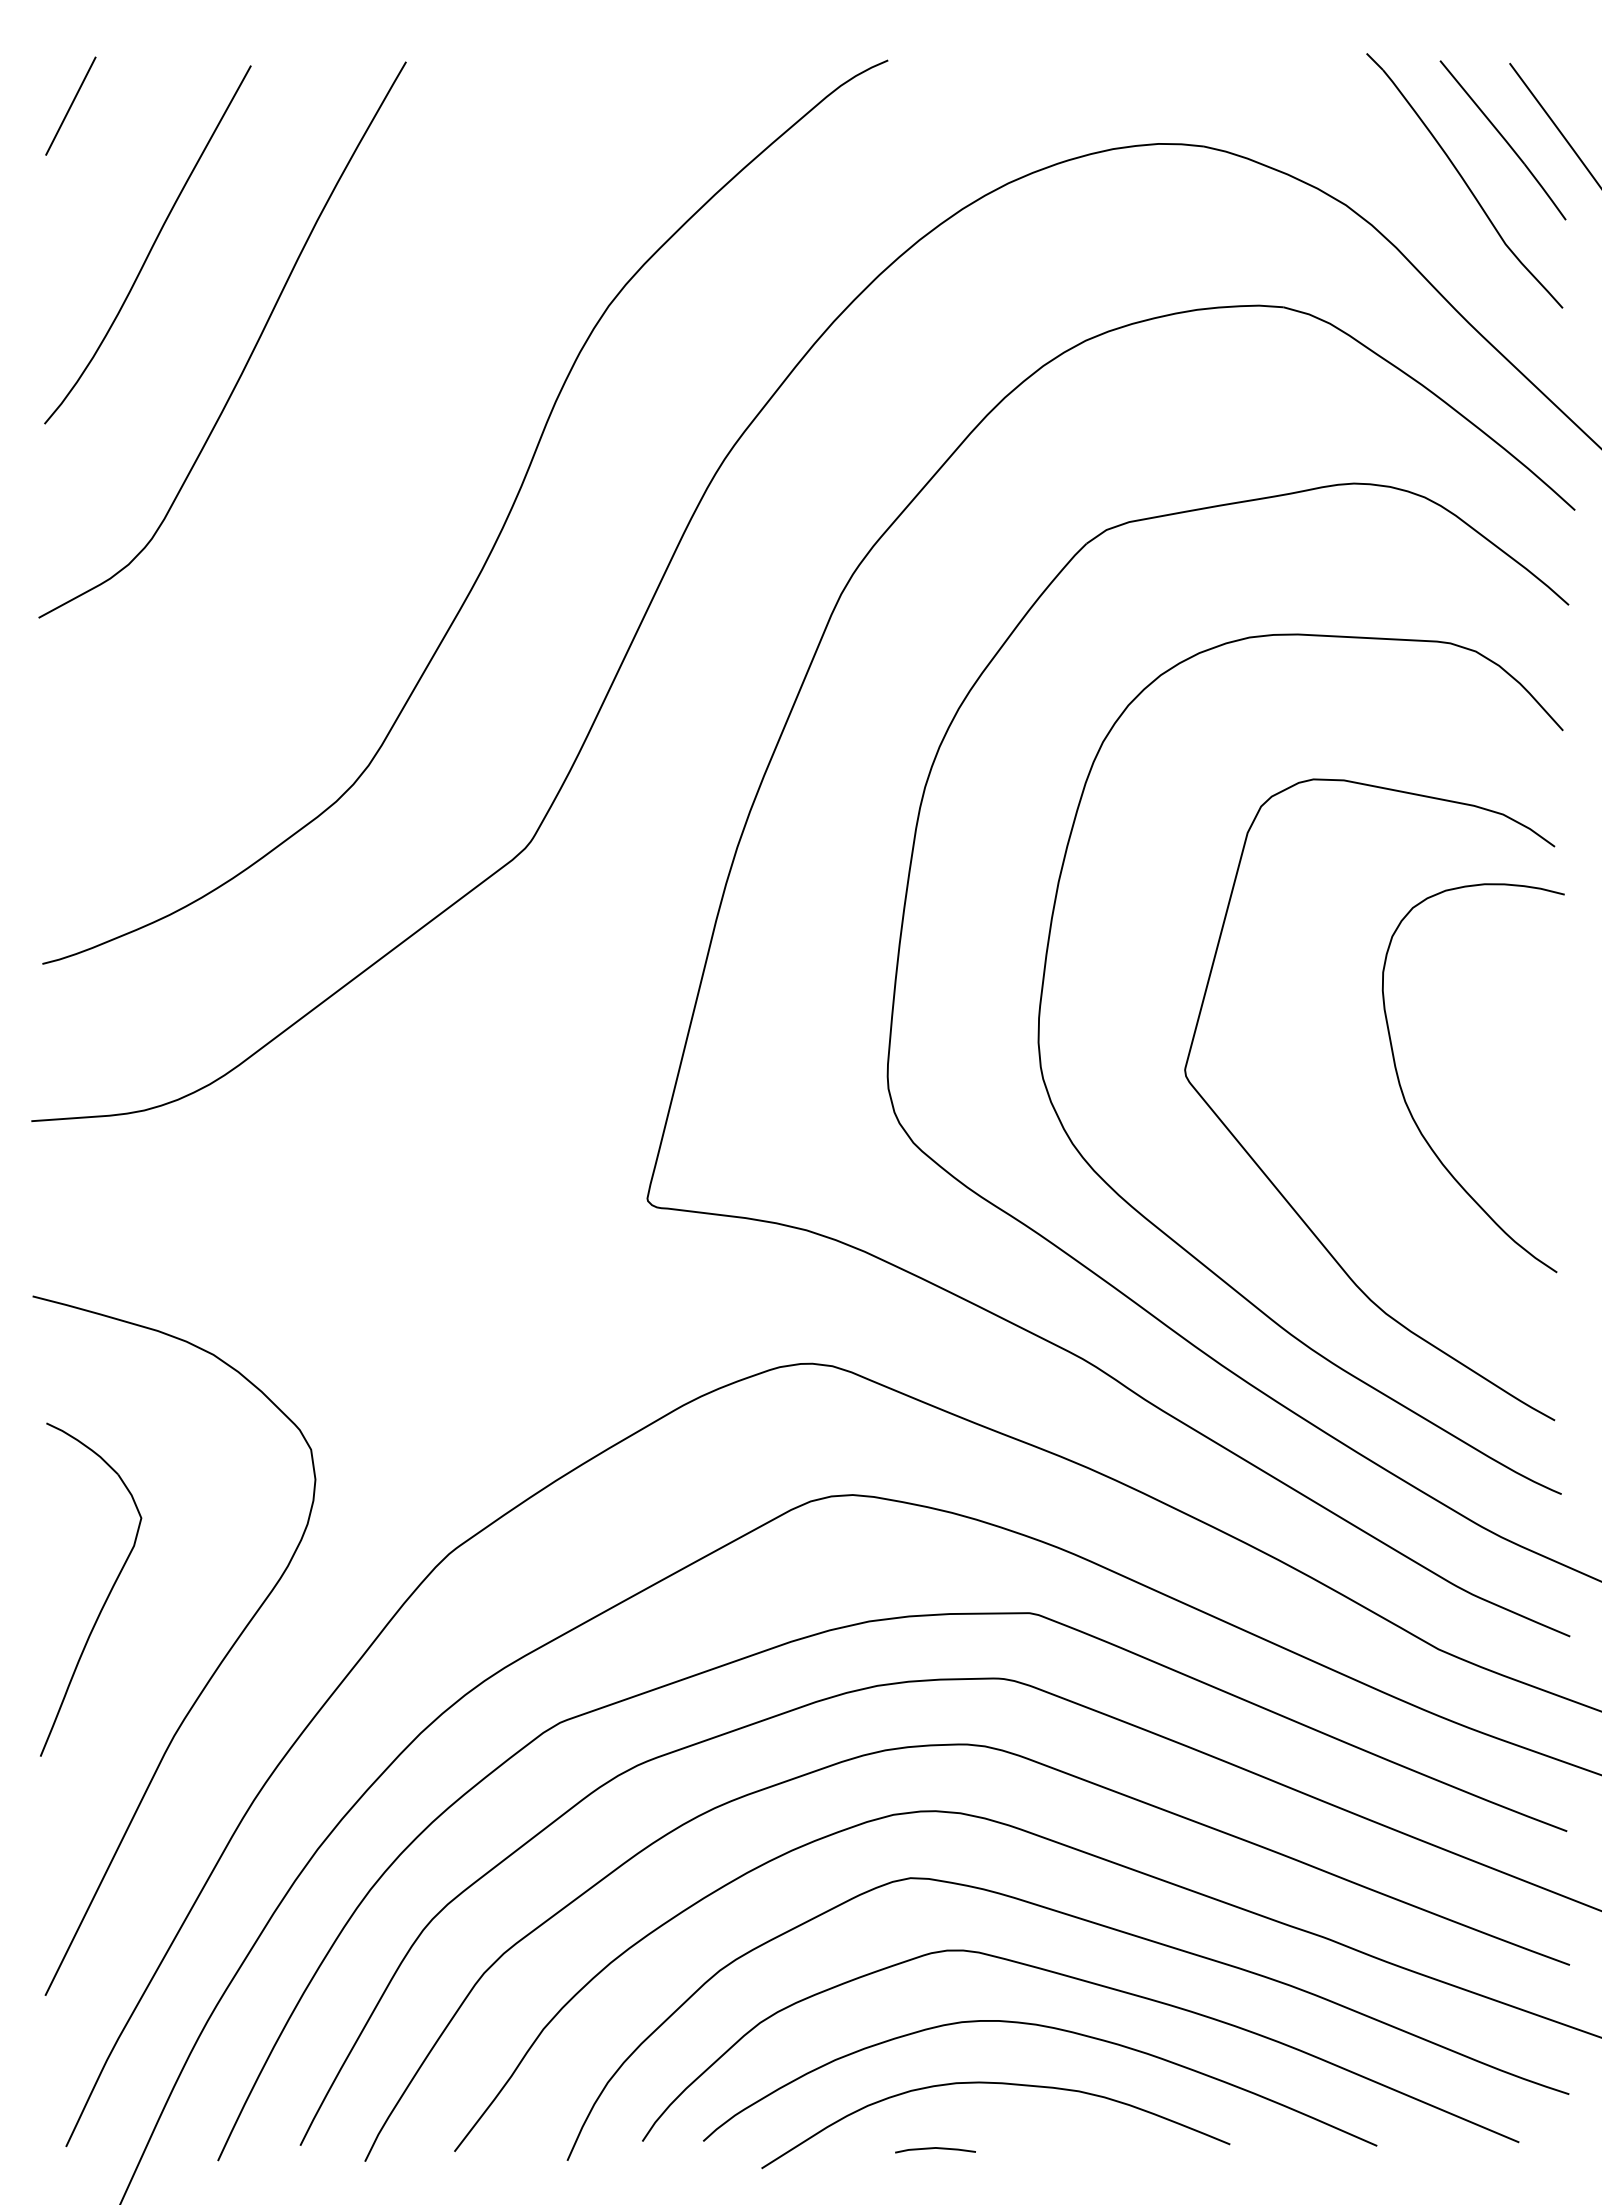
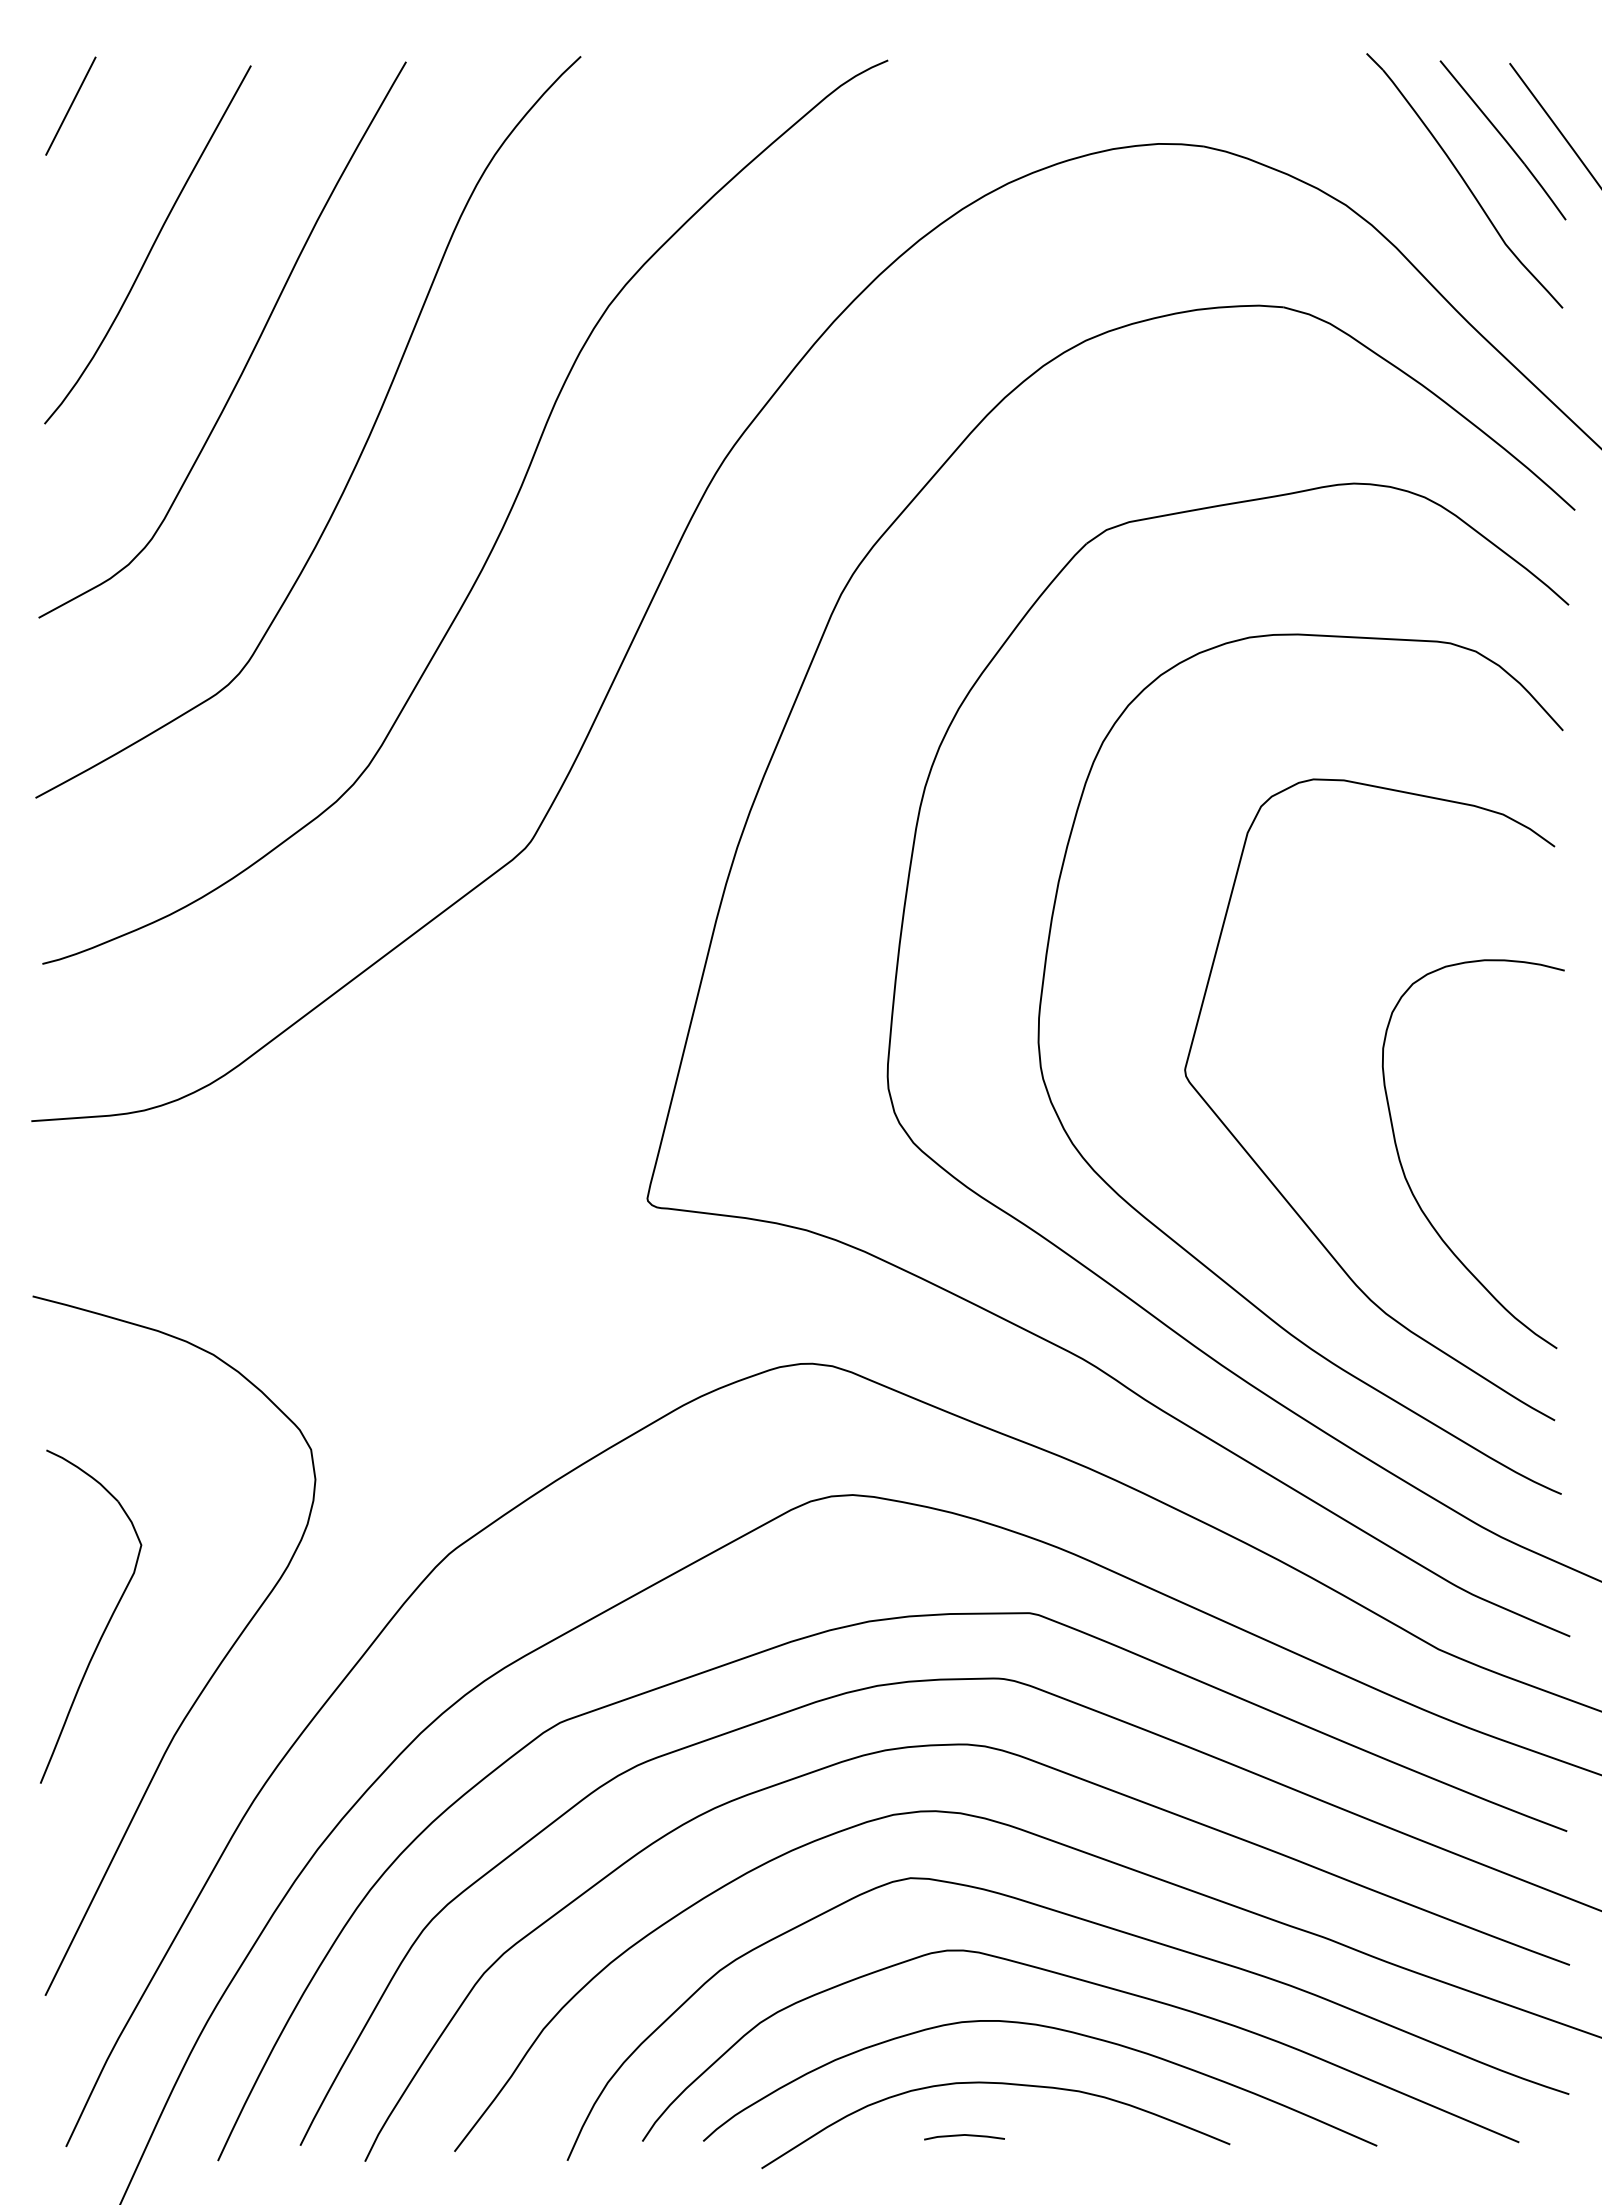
curve: none -> present (361, 450)
curve position: (1407, 1103) -> (1407, 1179) (1407, 1179)
part position: (106, 1597) -> (106, 1624) (106, 1624)
line position: (935, 2148) -> (964, 2135) (964, 2135)
